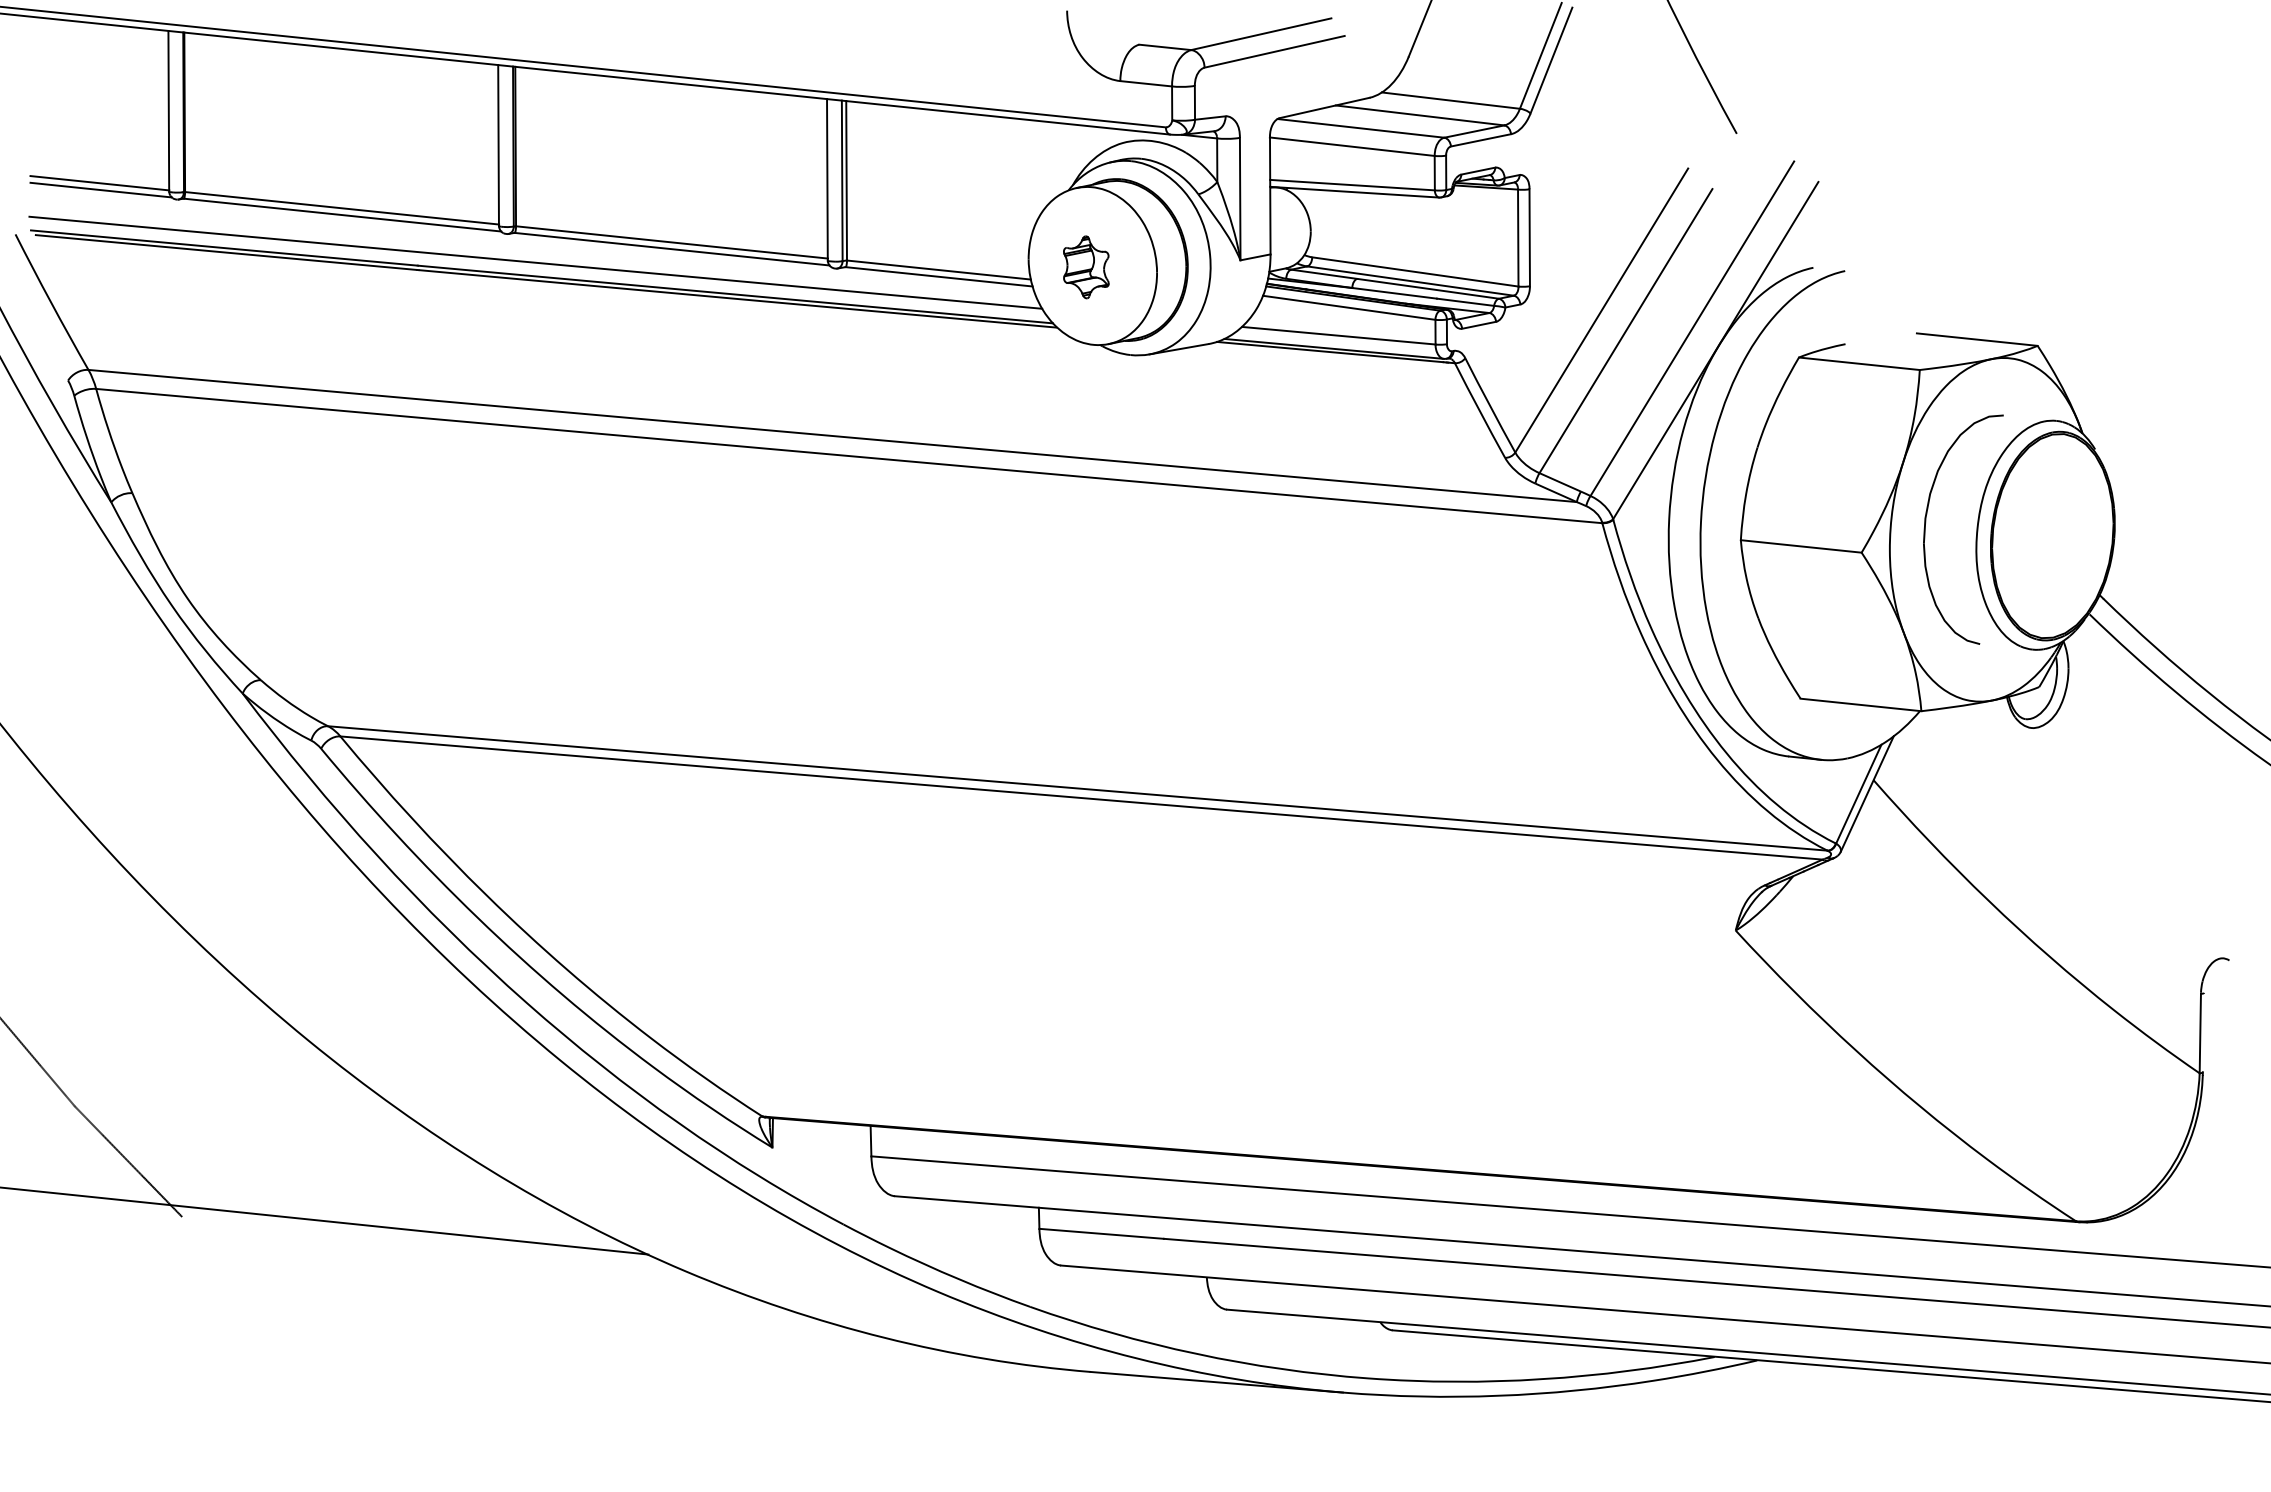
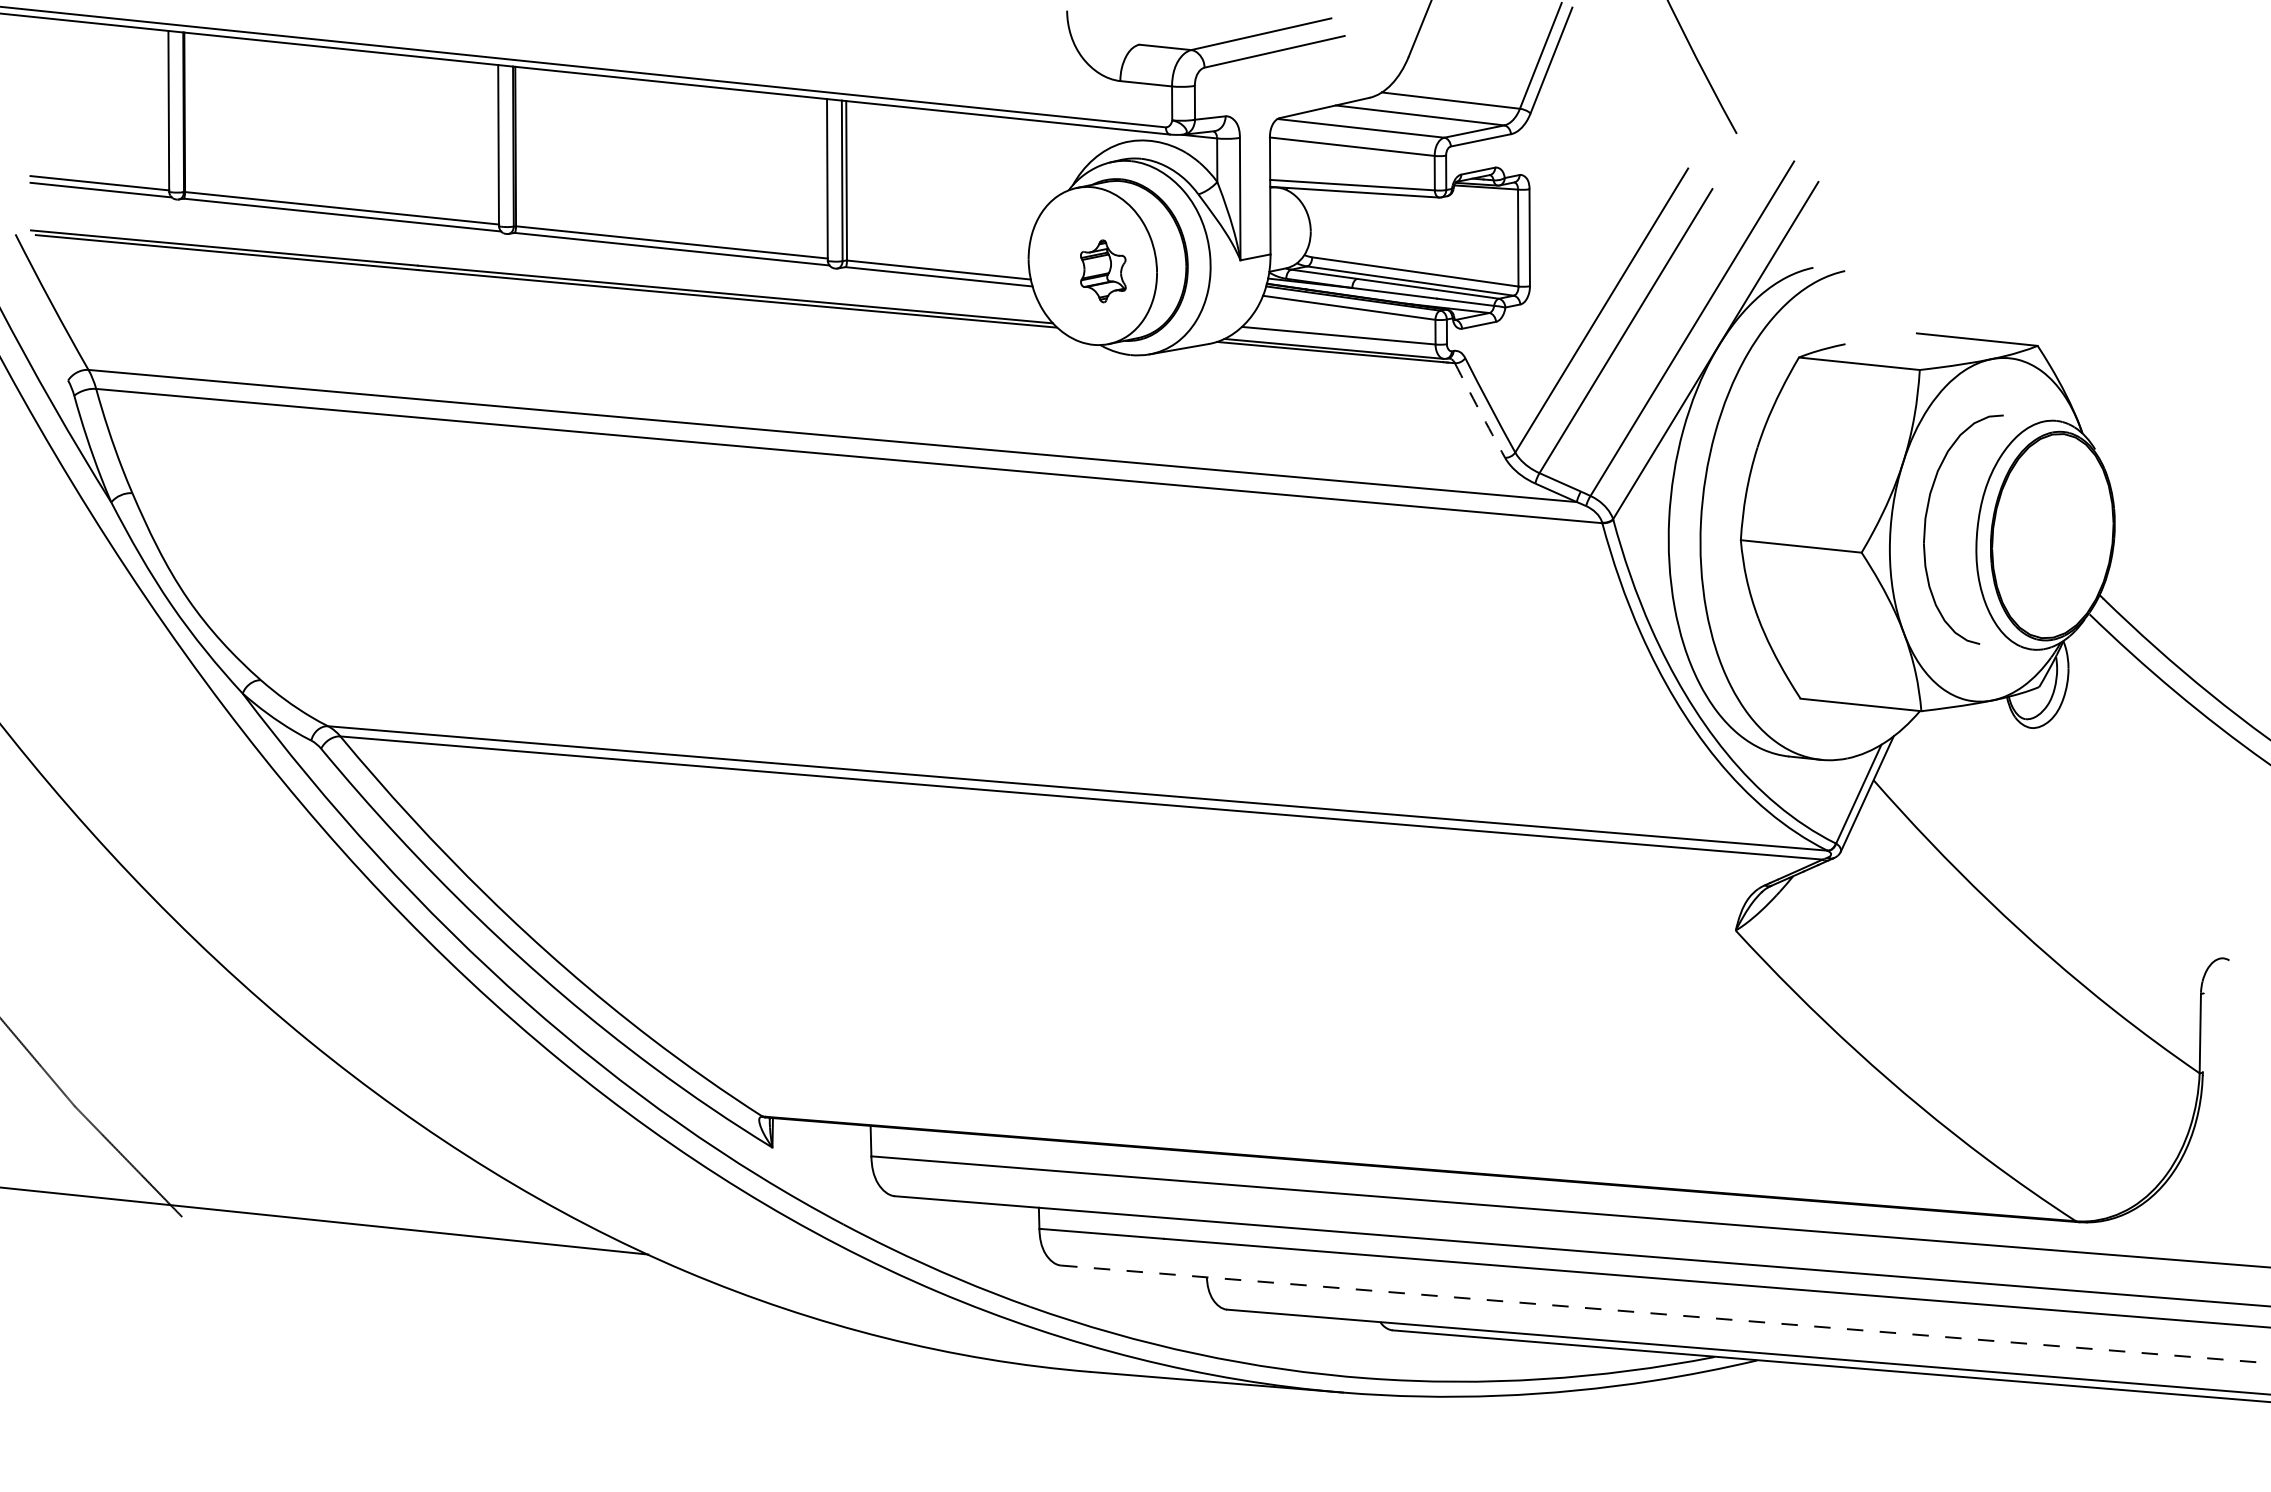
line: present -> none (535, 262)
part position: (1086, 267) -> (1103, 271) (1103, 271)
arc: solid -> dashed (1479, 410)
line: solid -> dashed (1665, 1314)
